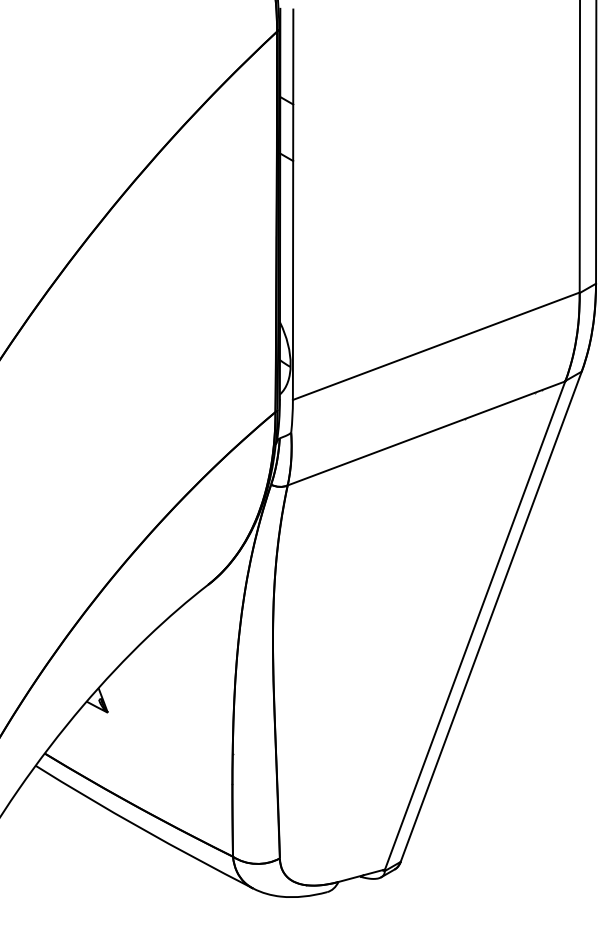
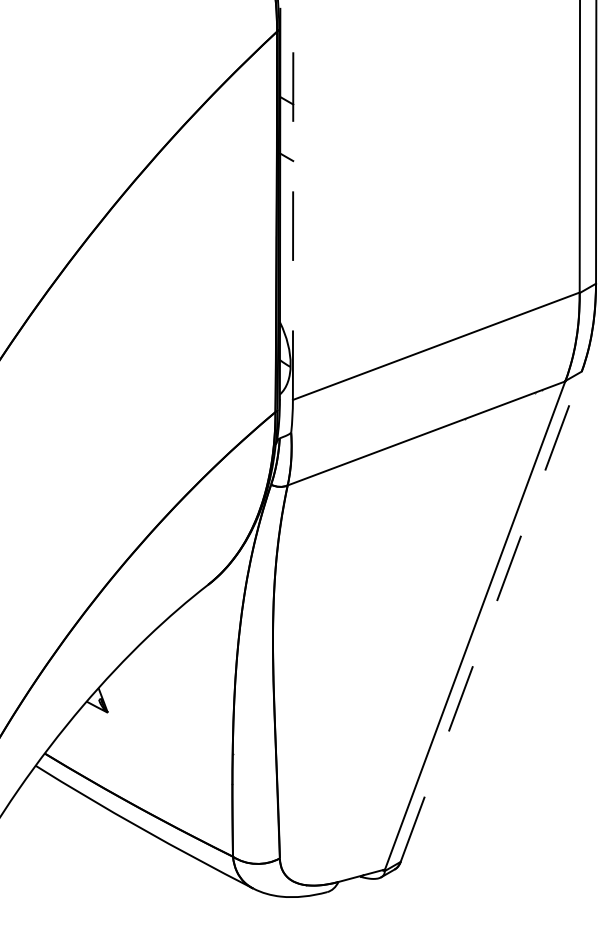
line: solid -> dashed (293, 204)
line: solid -> dashed (491, 616)
